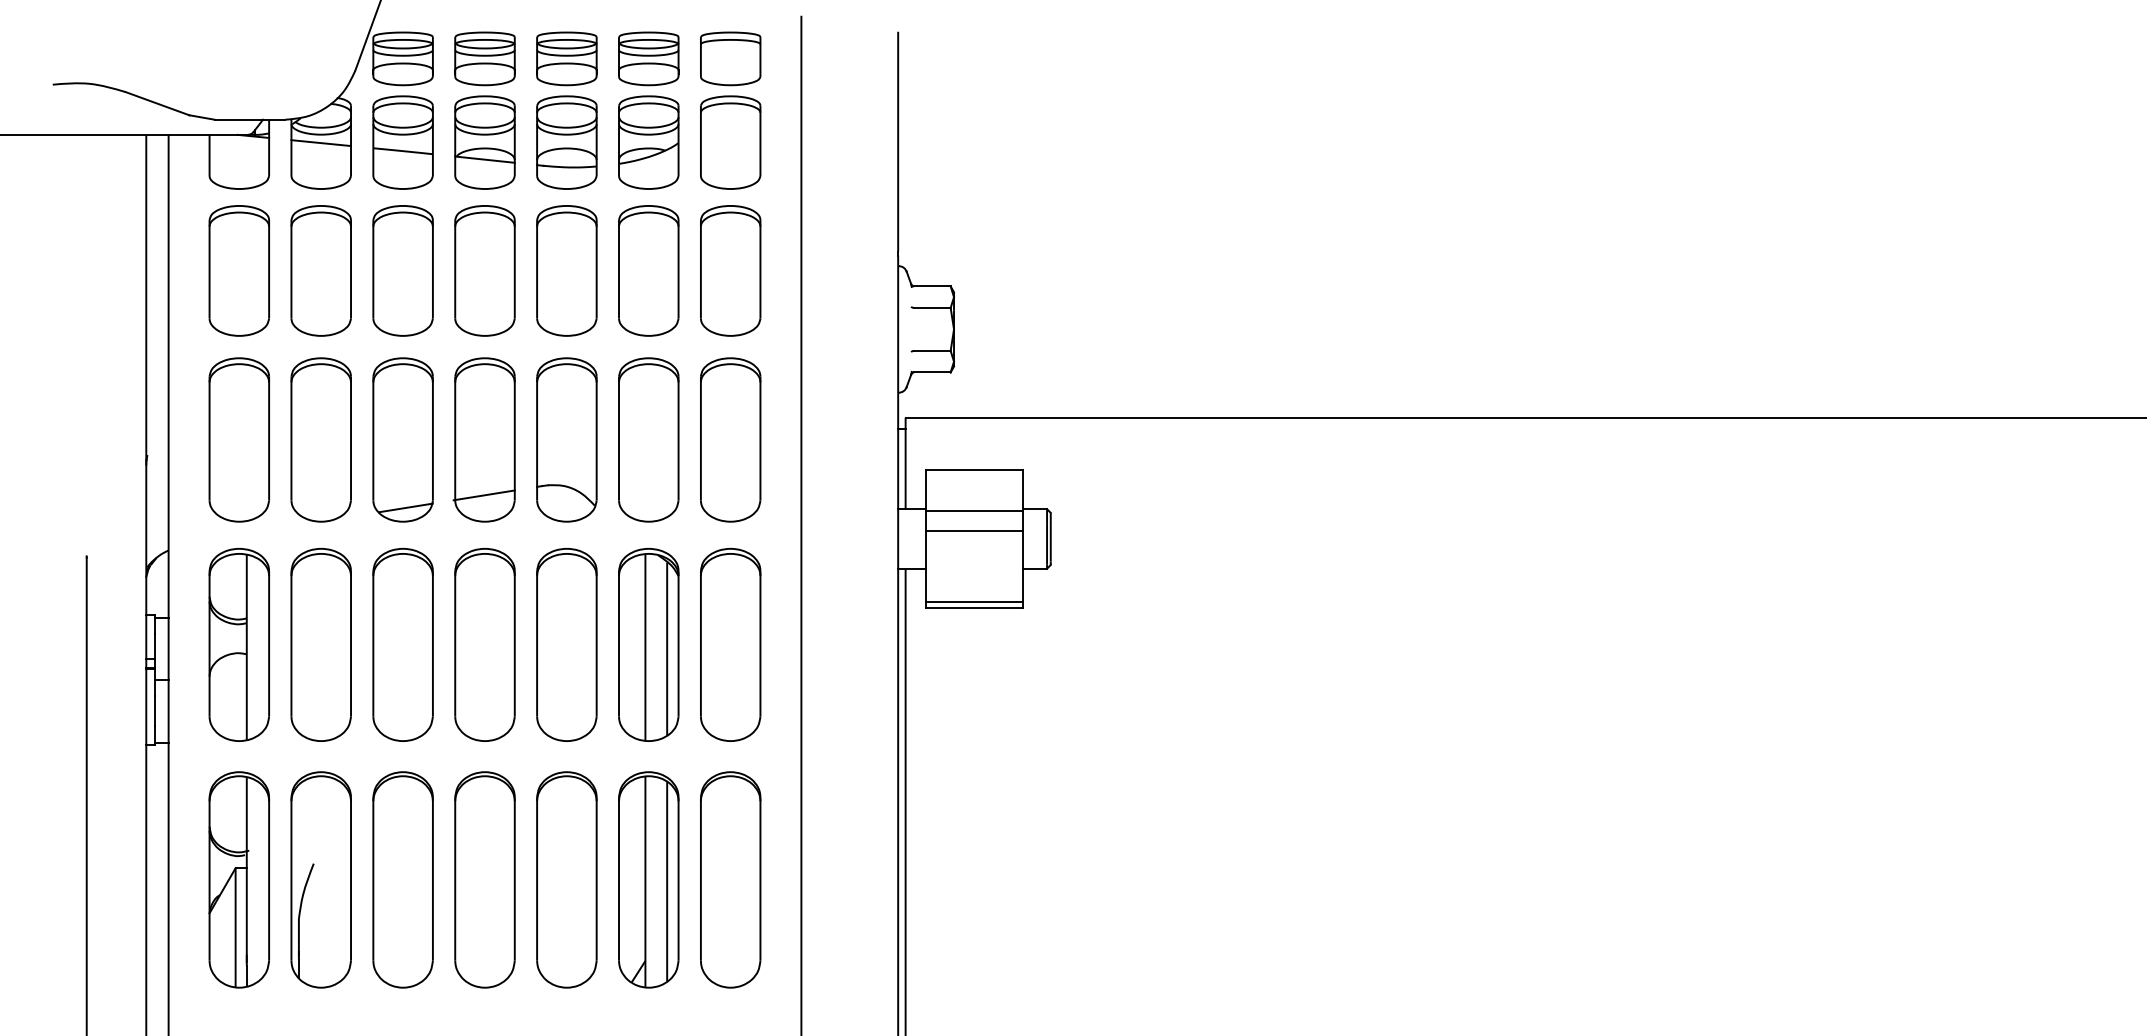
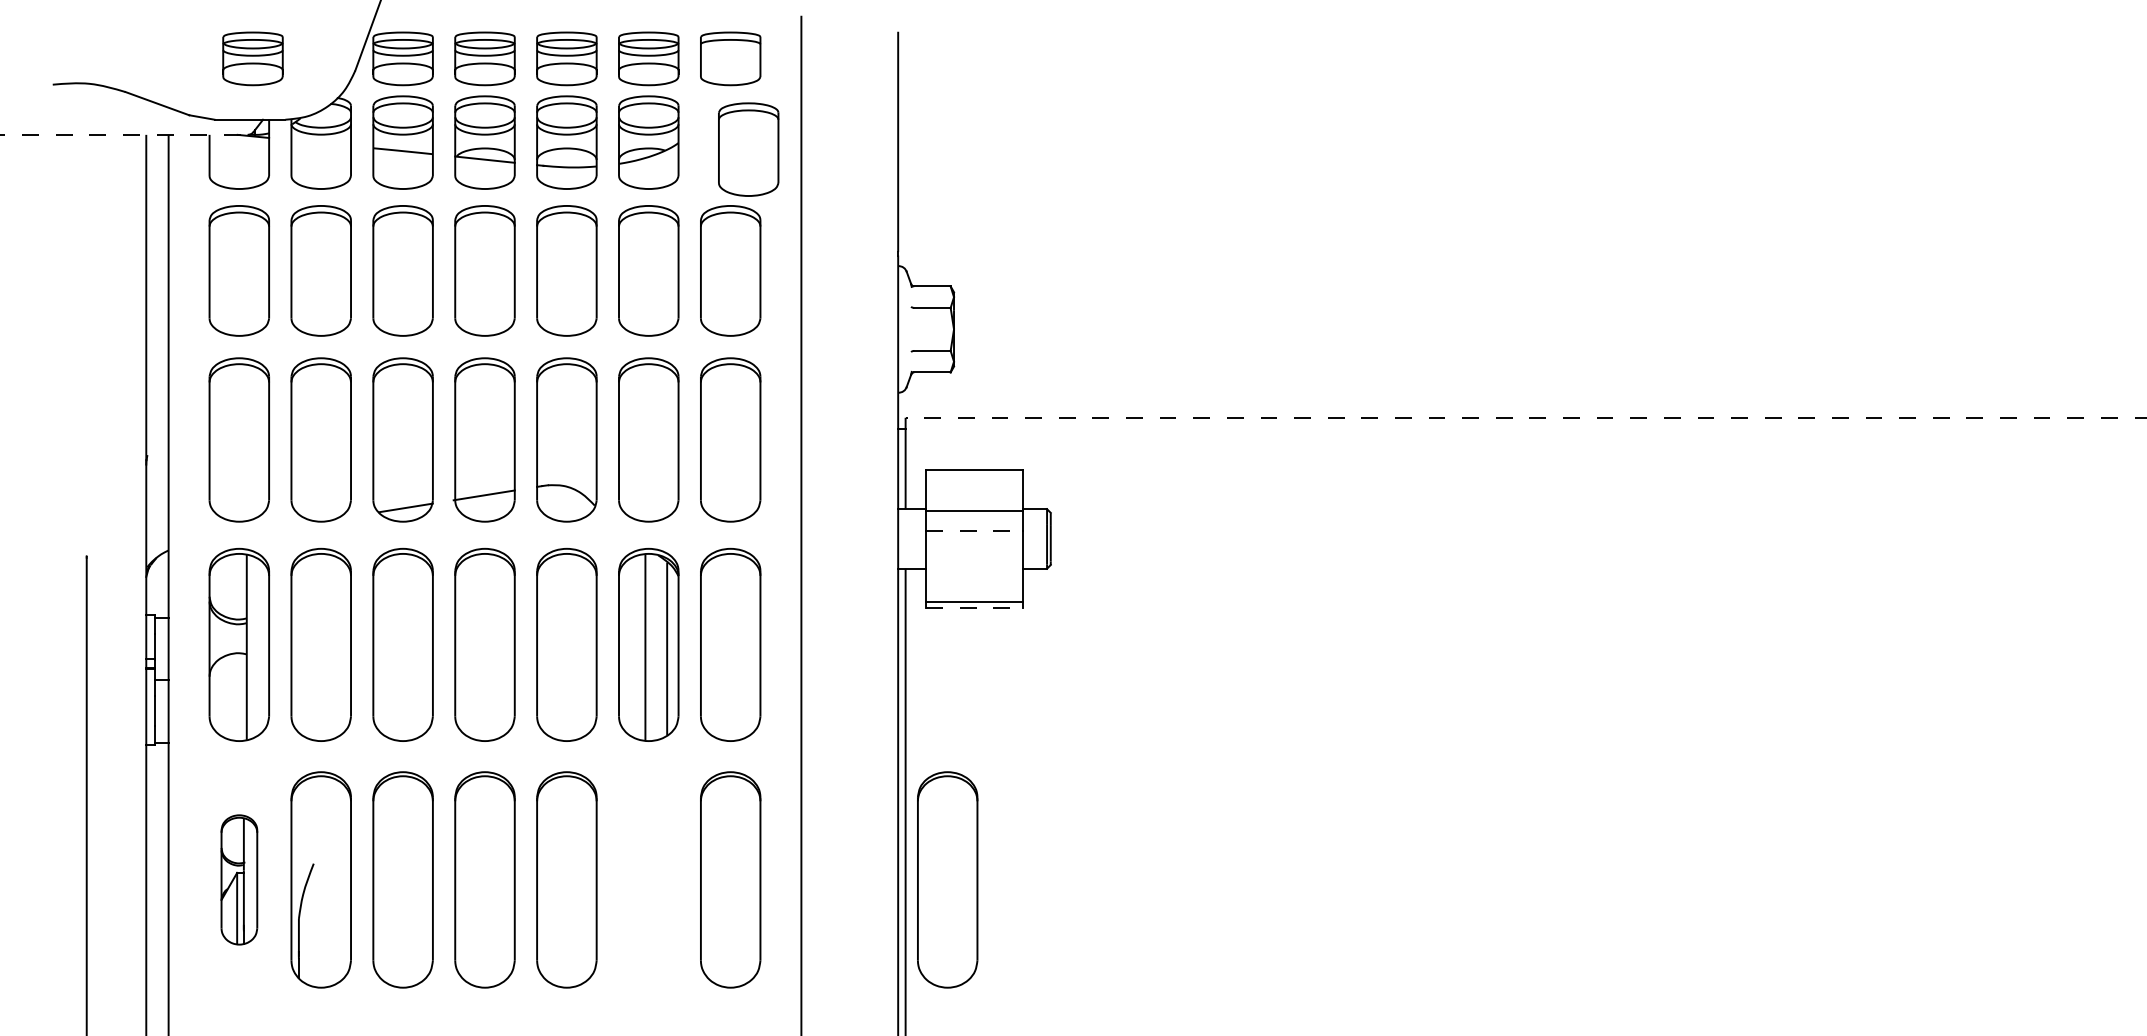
part: none -> present (252, 58)
line: solid -> dashed (124, 134)
part position: (730, 142) -> (748, 149) (748, 149)
line: present -> none (321, 143)
line: solid -> dashed (1526, 417)
line: solid -> dashed (974, 531)
line: solid -> dashed (974, 607)
part size: 63x218 px -> 39x132 px (239, 879)
part: present -> none (648, 879)
part: none -> present (947, 879)
